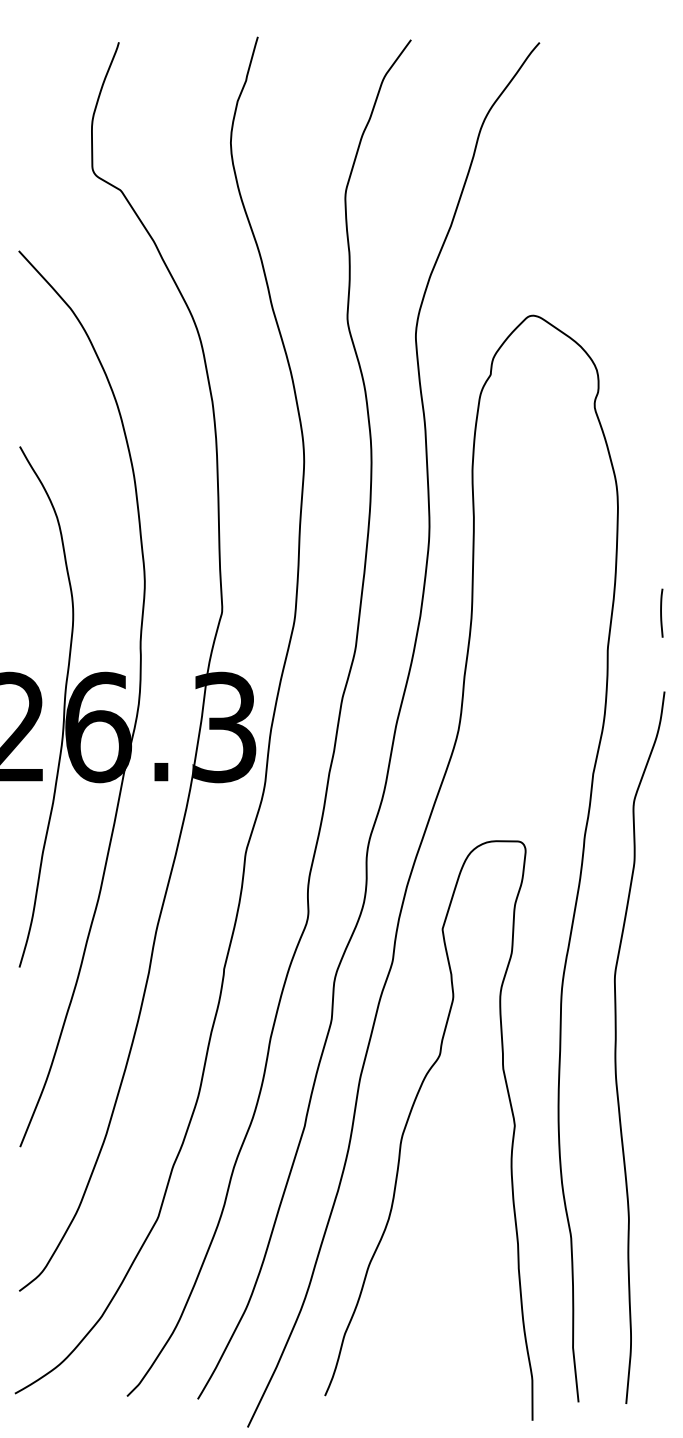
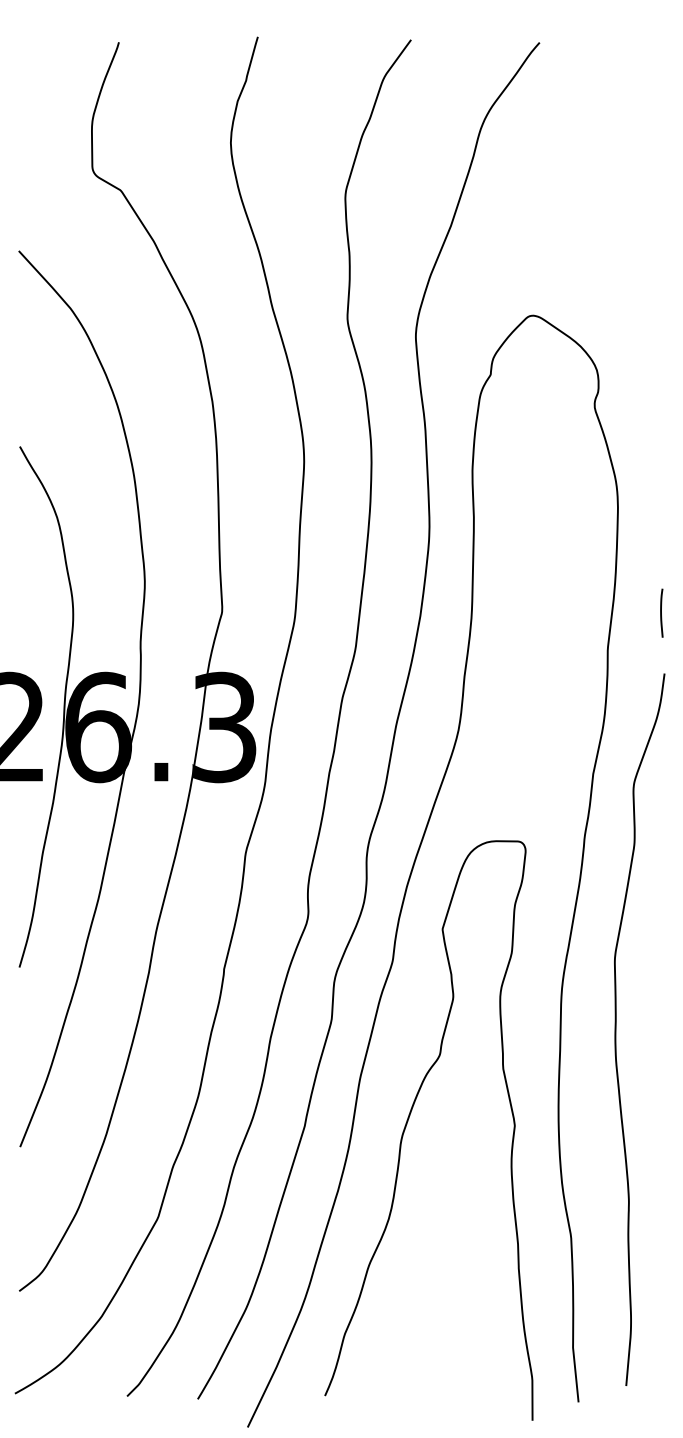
curve position: (616, 1047) -> (616, 1029) (616, 1029)
